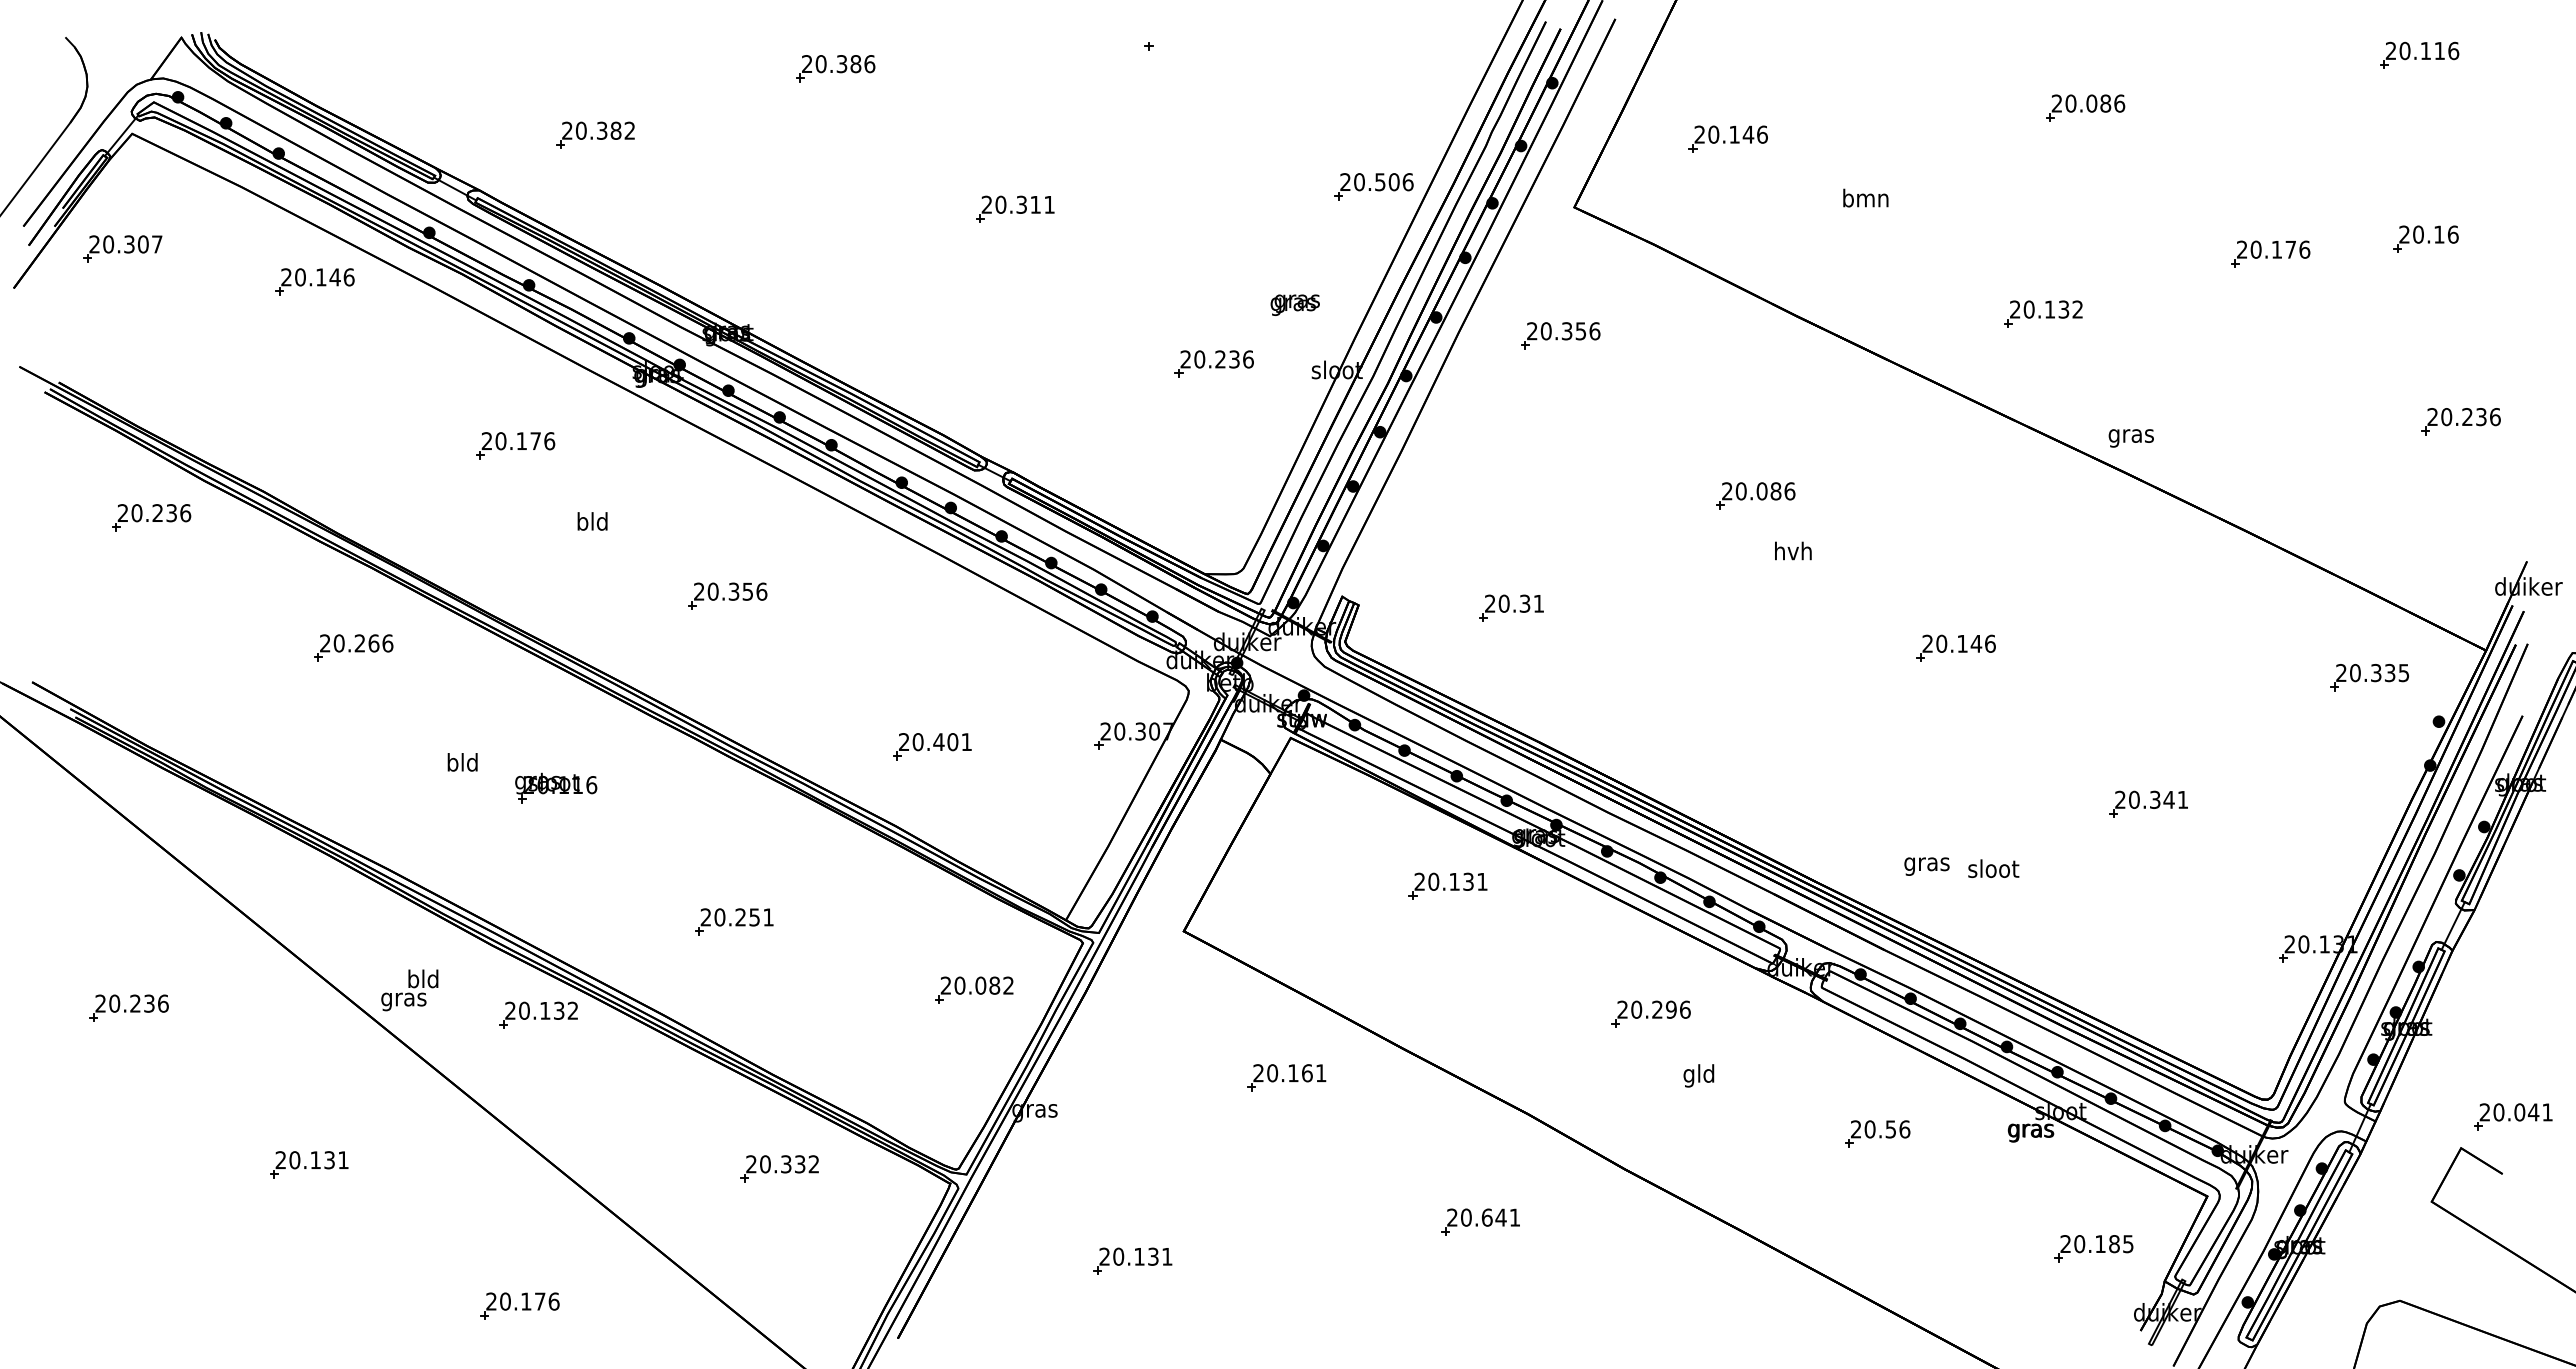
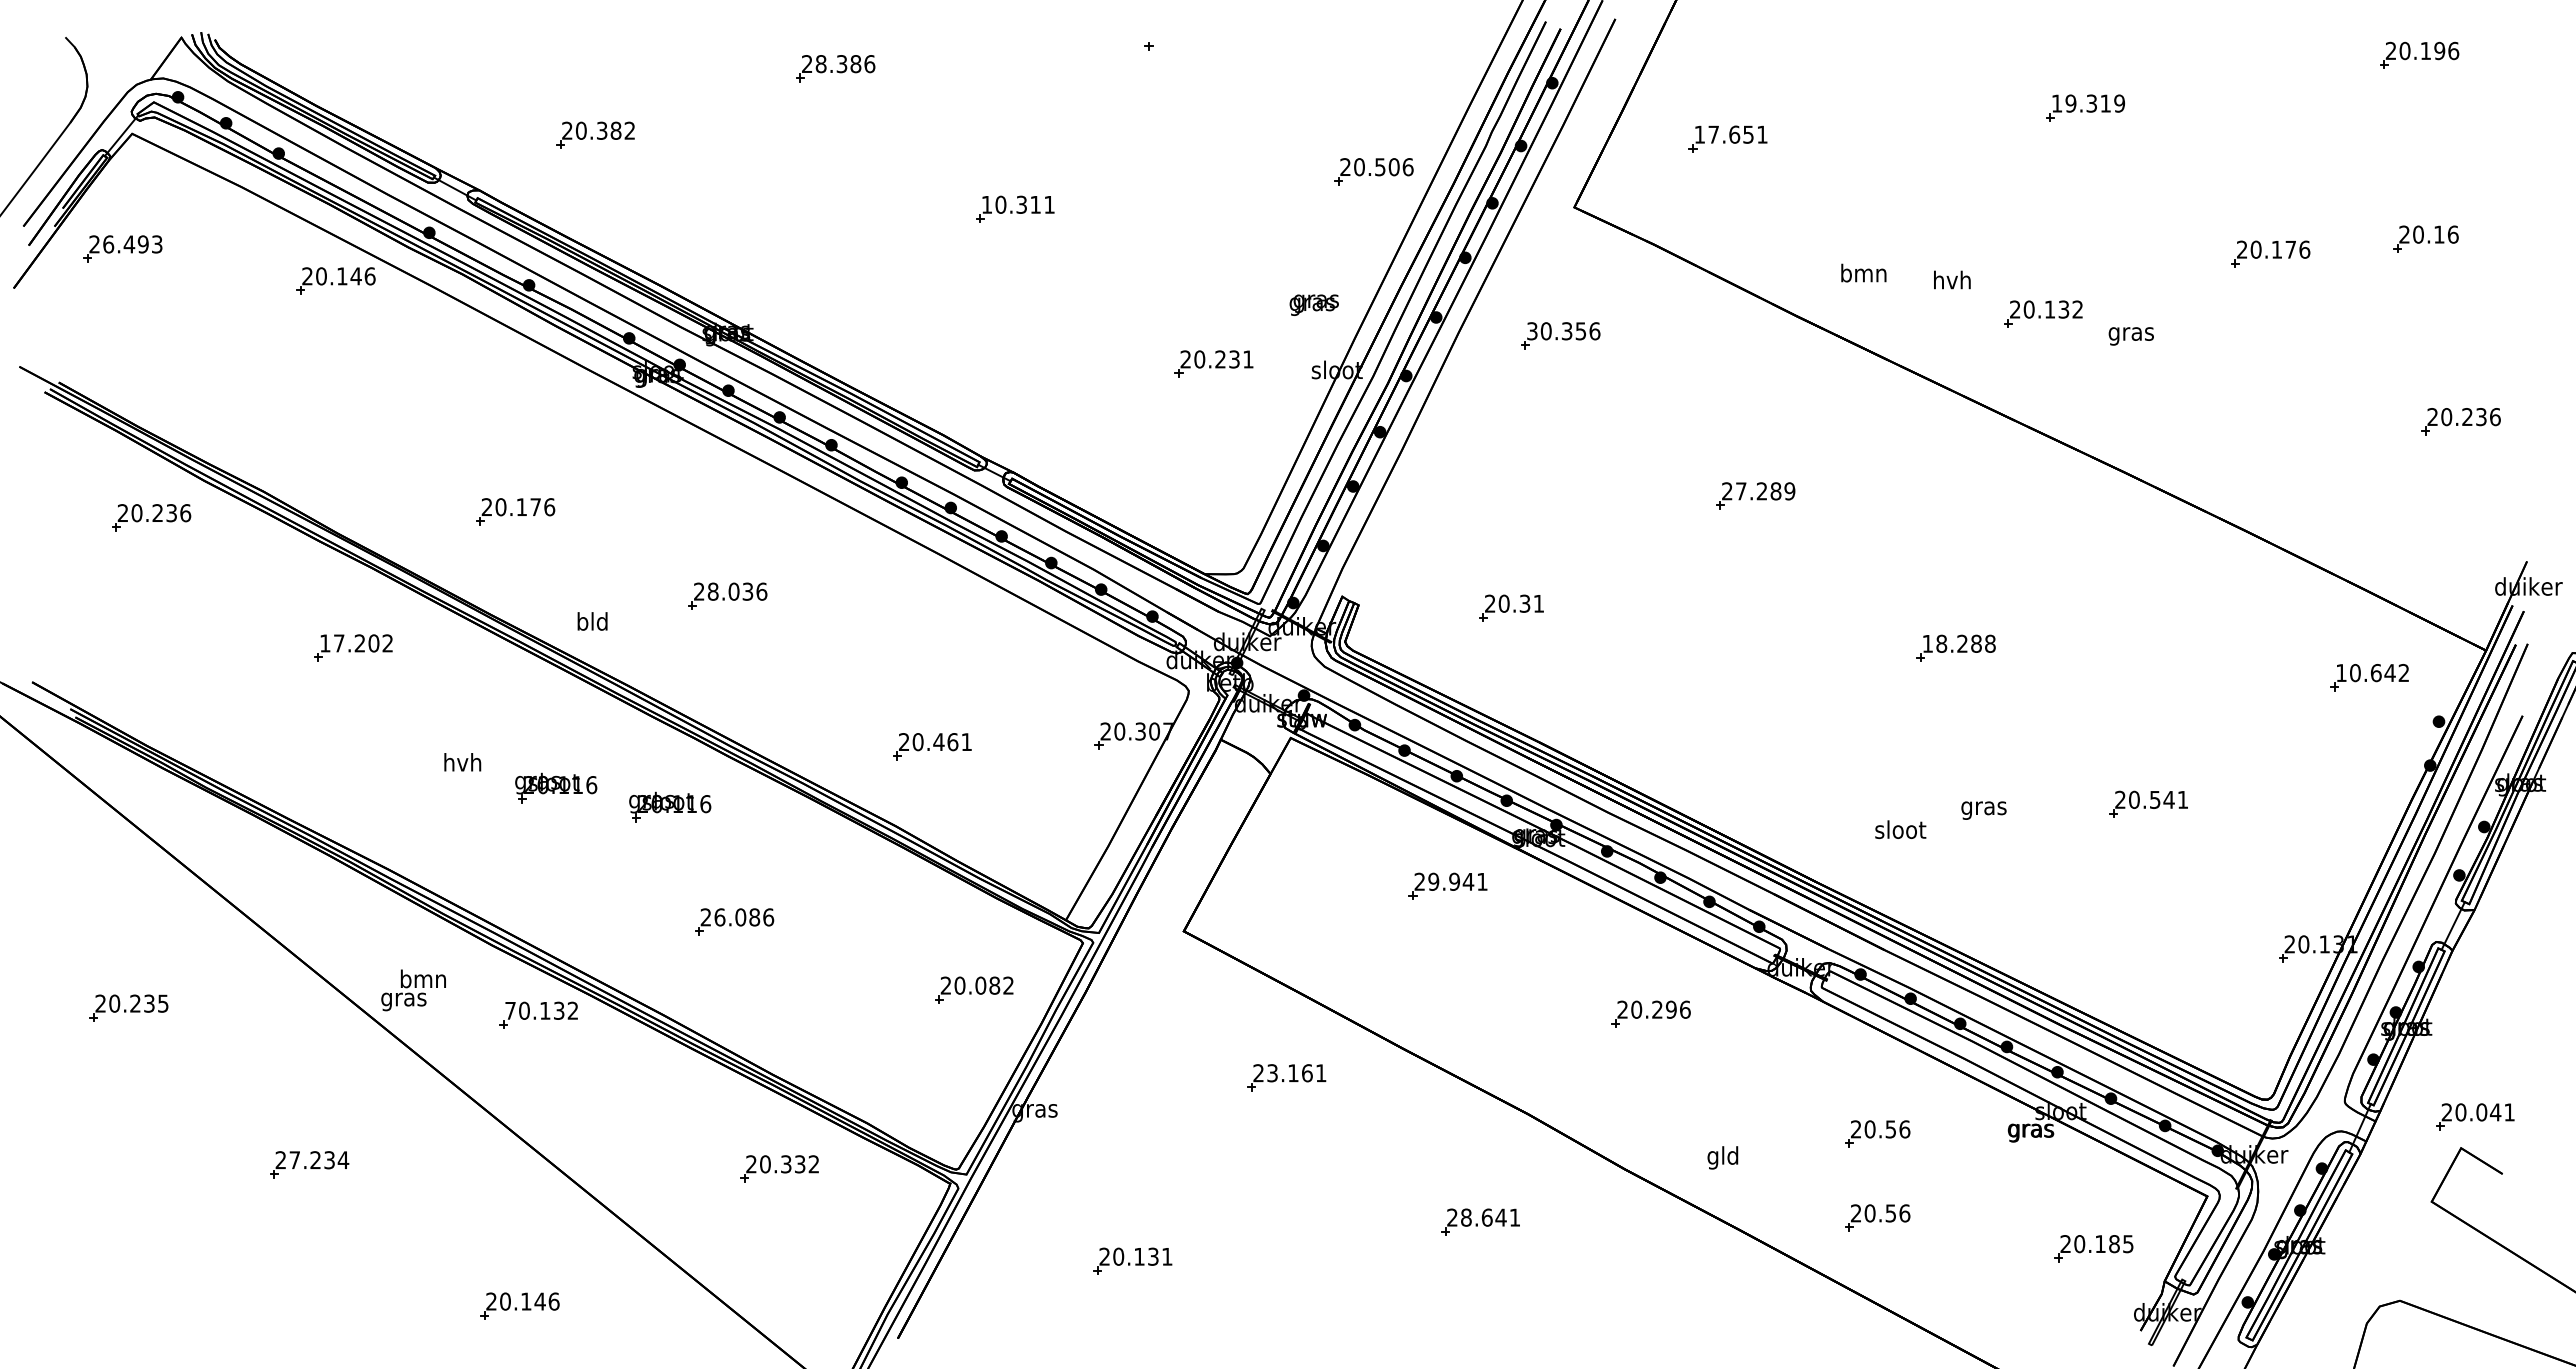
text: 20.116 -> 20.196 (2439, 50)
text: 20.386 -> 28.386 (820, 63)
text: 20.086 -> 19.319 (2088, 103)
text: 20.146 -> 17.651 (1730, 134)
part position: (1373, 186) -> (1373, 171) (1373, 171)
text position: (1865, 197) -> (1863, 272) (1863, 272)
text: 20.311 -> 10.311 (986, 204)
text: 20.307 -> 26.493 (132, 244)
part position: (314, 281) -> (335, 280) (335, 280)
text position: (1294, 304) -> (1313, 304) (1313, 304)
text: 20.356 -> 30.356 (1532, 331)
text: 20.236 -> 20.231 (1248, 359)
text position: (2130, 438) -> (2130, 336) (2130, 336)
part position: (515, 445) -> (515, 511) (515, 511)
text: 20.086 -> 27.289 (1765, 491)
text position: (592, 521) -> (592, 621) (592, 621)
text position: (1793, 550) -> (1952, 279) (1952, 279)
text: 20.356 -> 28.036 (730, 591)
text: 20.266 -> 17.202 (356, 643)
text: 20.146 -> 18.288 (1958, 643)
text: 20.335 -> 10.642 (2372, 672)
text: 20.401 -> 20.461 (952, 741)
text: bld -> hvh (462, 762)
text: 20.341 -> 20.541 (2155, 799)
part: none -> present (670, 806)
text position: (1926, 866) -> (1983, 810) (1983, 810)
text position: (1993, 868) -> (1900, 829) (1900, 829)
text: 20.131 -> 29.941 (1451, 881)
text: 20.251 -> 26.086 (744, 917)
text: bld -> bmn (422, 978)
text: 20.236 -> 20.235 (163, 1003)
text: 20.132 -> 70.132 (510, 1010)
text: 20.161 -> 23.161 (1272, 1073)
text position: (1698, 1075) -> (1722, 1157) (1722, 1157)
part position: (2513, 1116) -> (2475, 1116) (2475, 1116)
text: 20.131 -> 27.234 (319, 1160)
text: 20.641 -> 28.641 (1466, 1217)
part: none -> present (1877, 1217)
text: 20.176 -> 20.146 (539, 1301)
